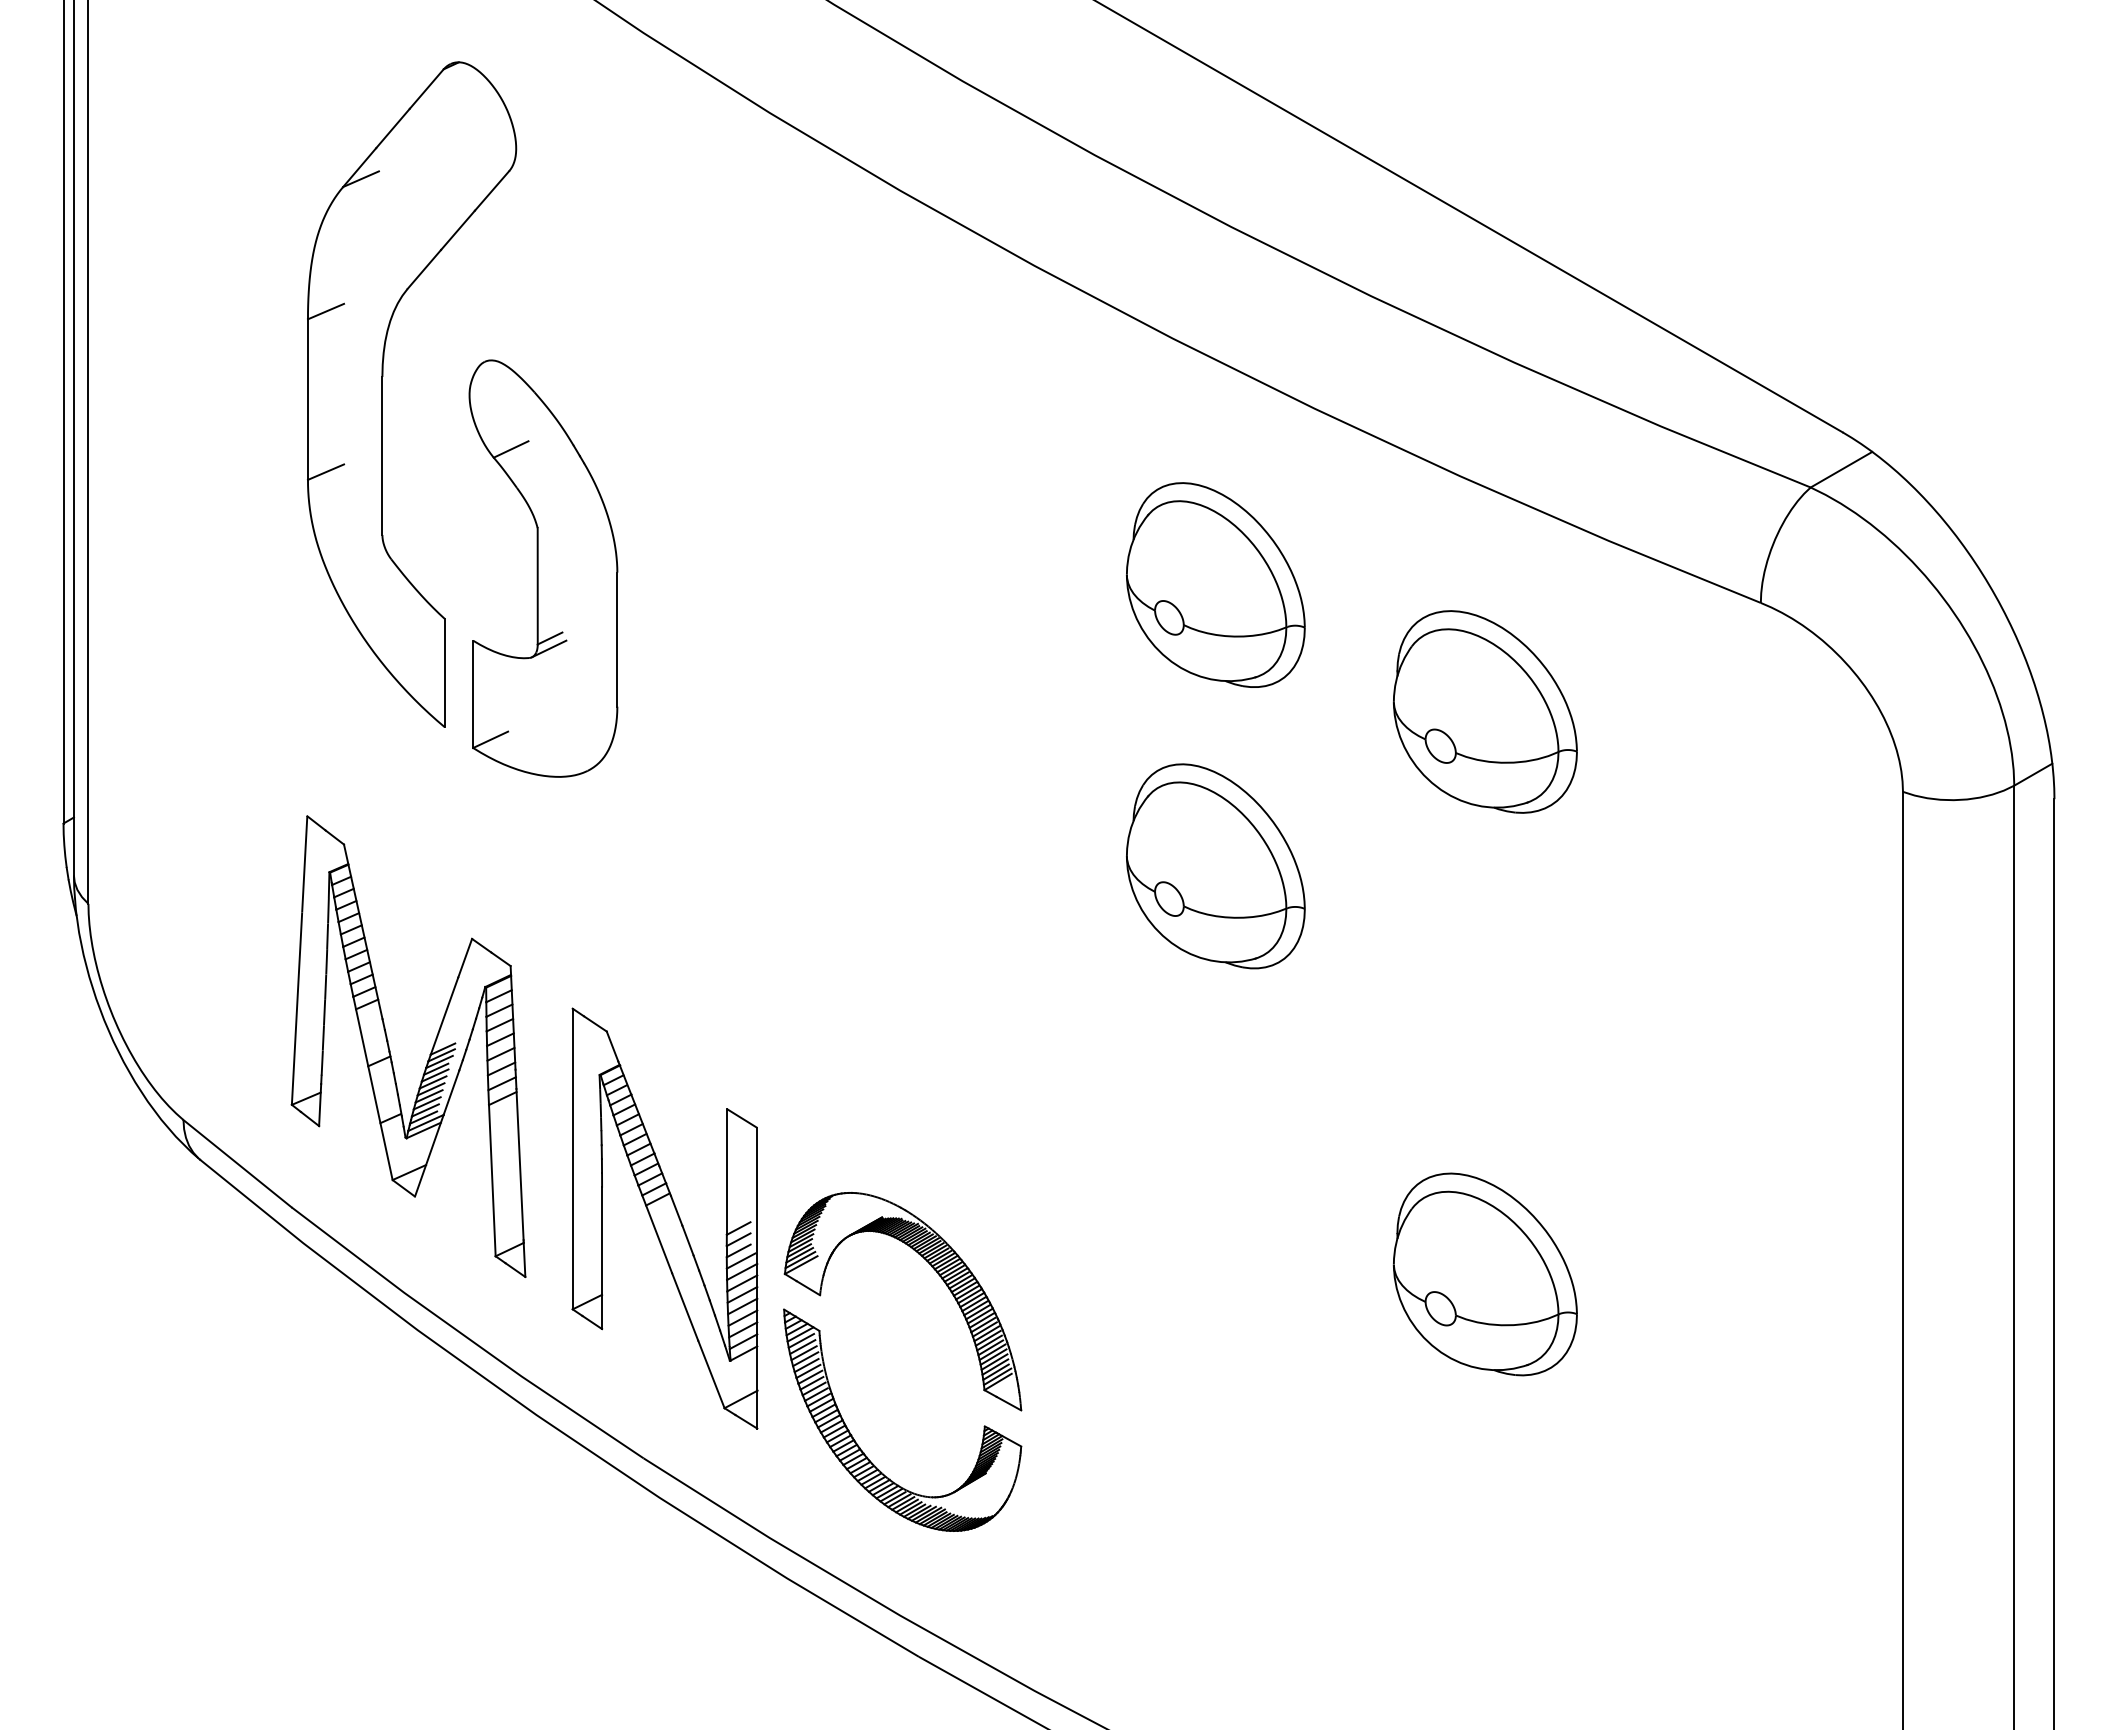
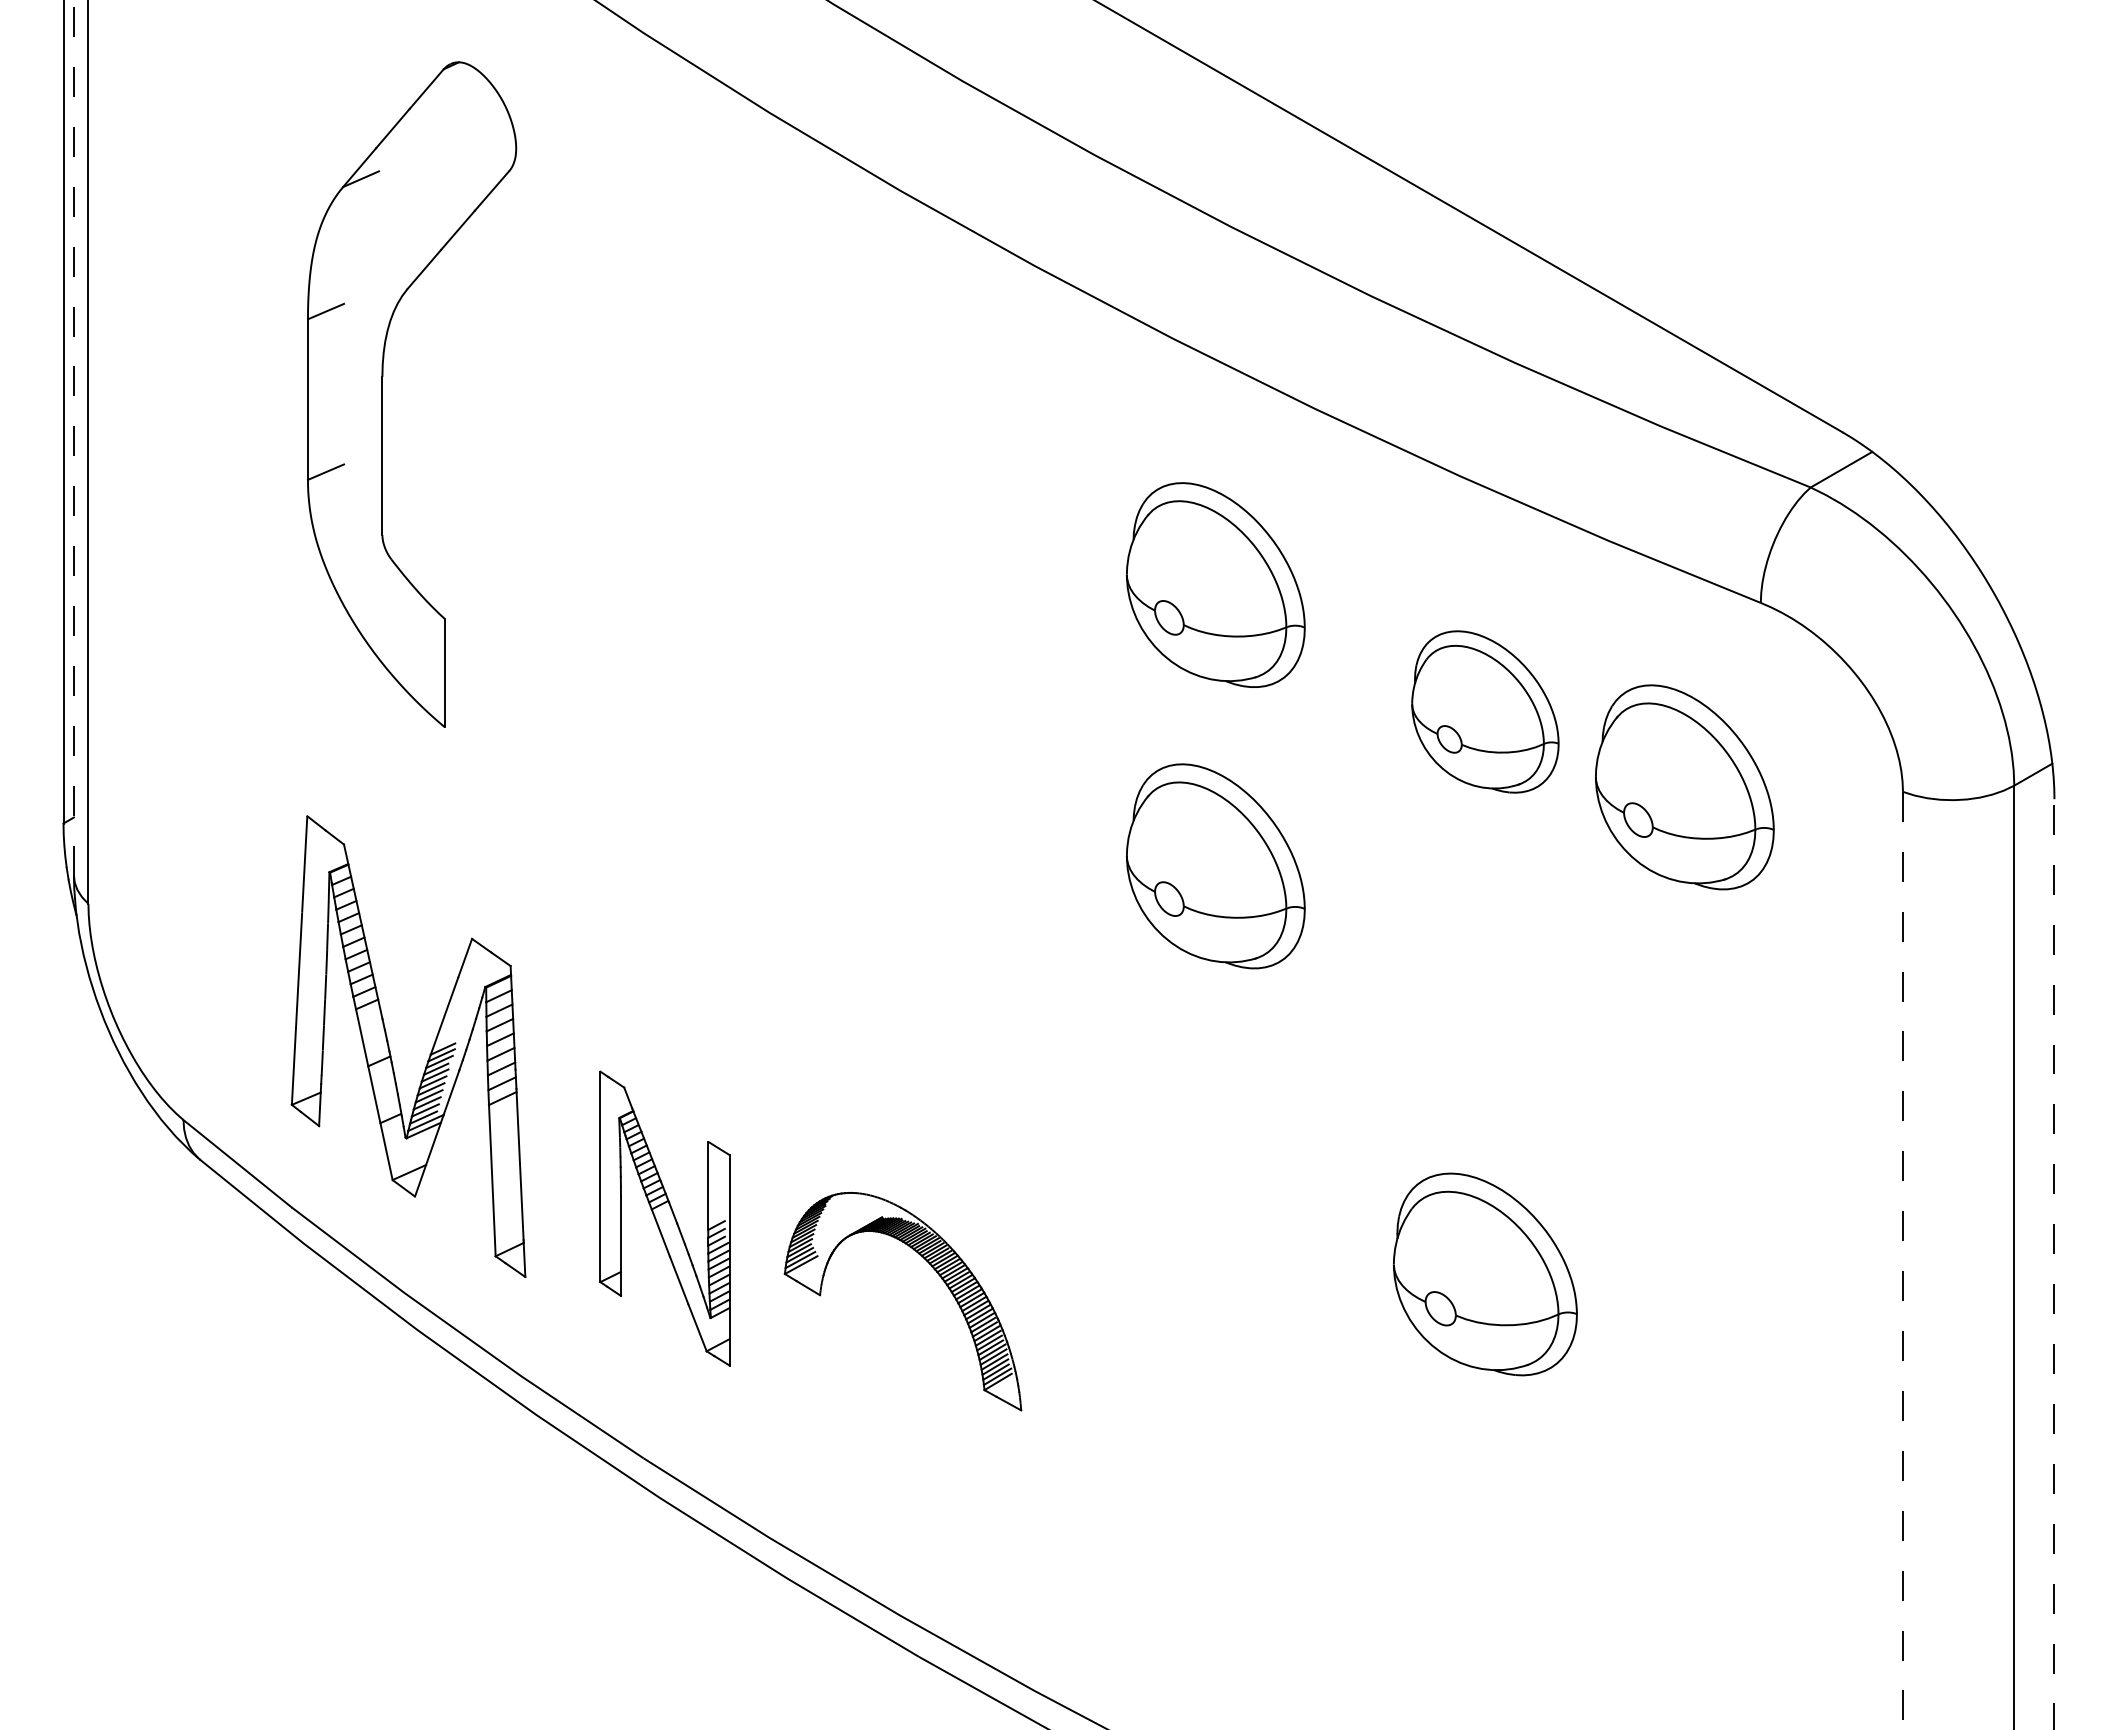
line: solid -> dashed (73, 437)
part: present -> none (543, 568)
part size: 185x204 px -> 149x164 px (1485, 711)
part: none -> present (1684, 787)
part size: 188x423 px -> 132x297 px (664, 1218)
line: solid -> dashed (1902, 1260)
line: solid -> dashed (2054, 1264)
part: present -> none (864, 1452)
